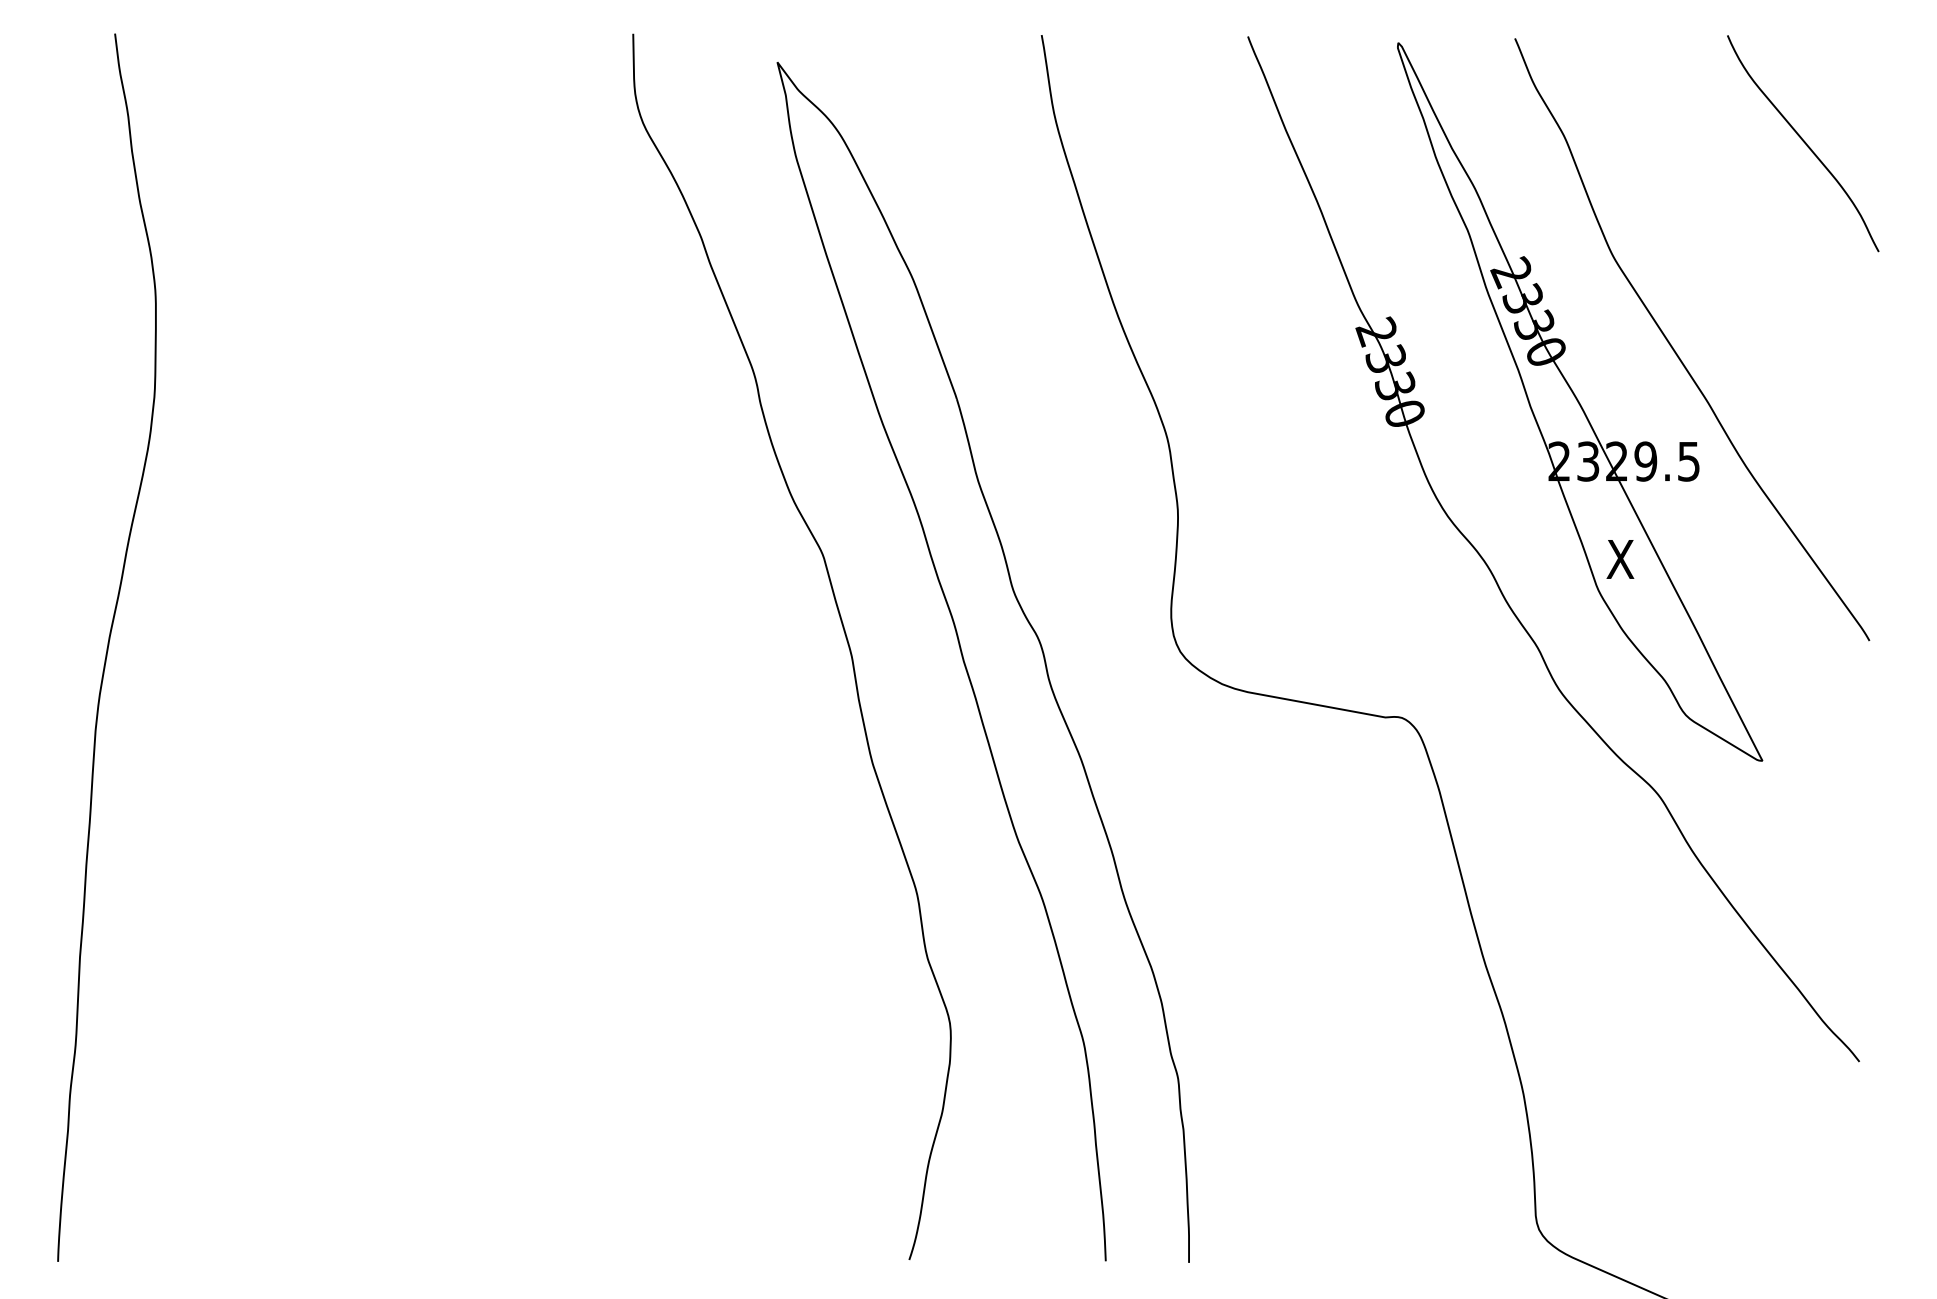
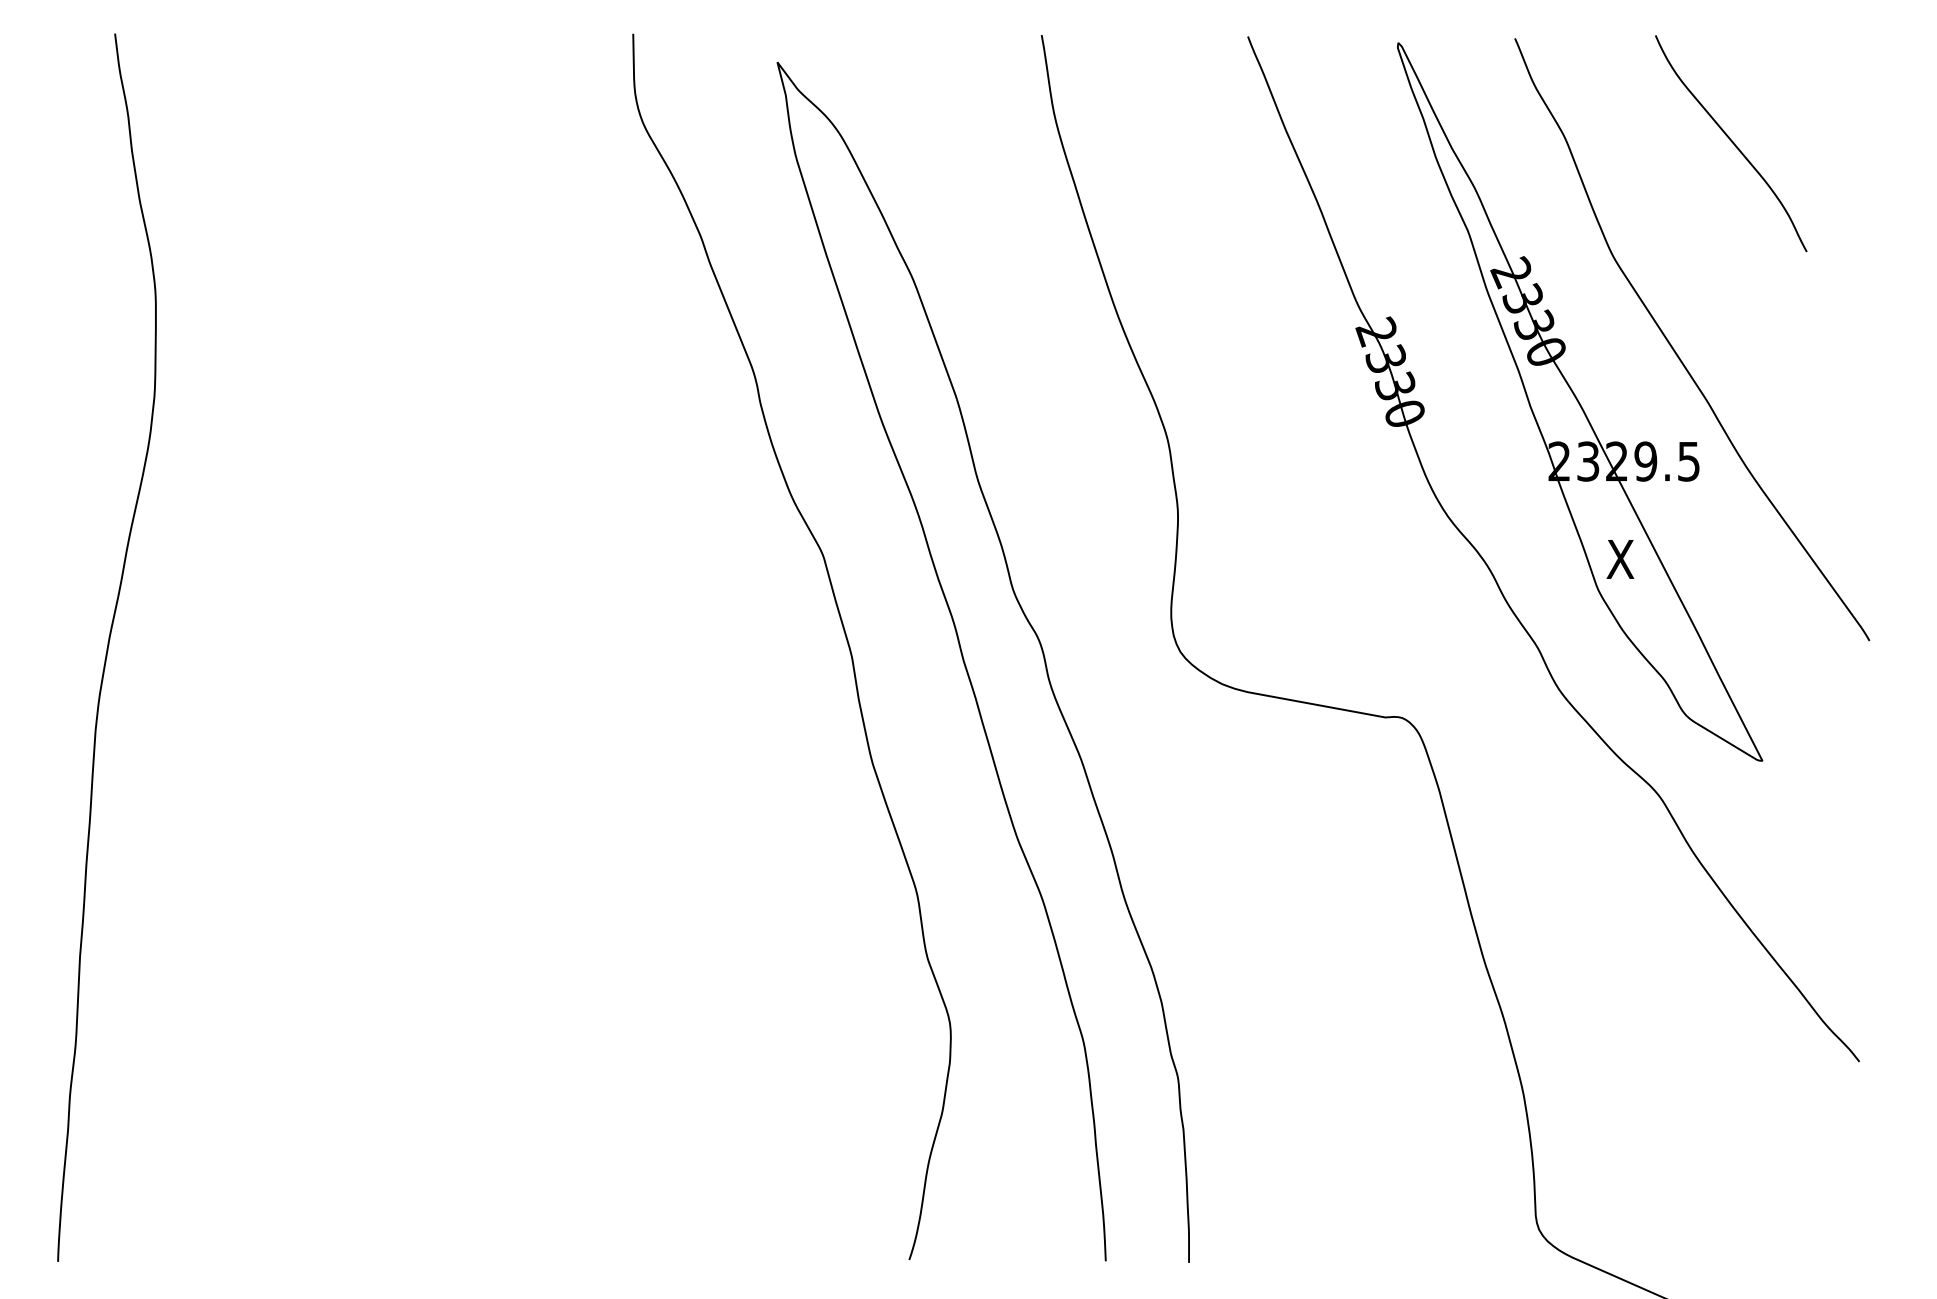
curve position: (1803, 142) -> (1731, 142) (1731, 142)
